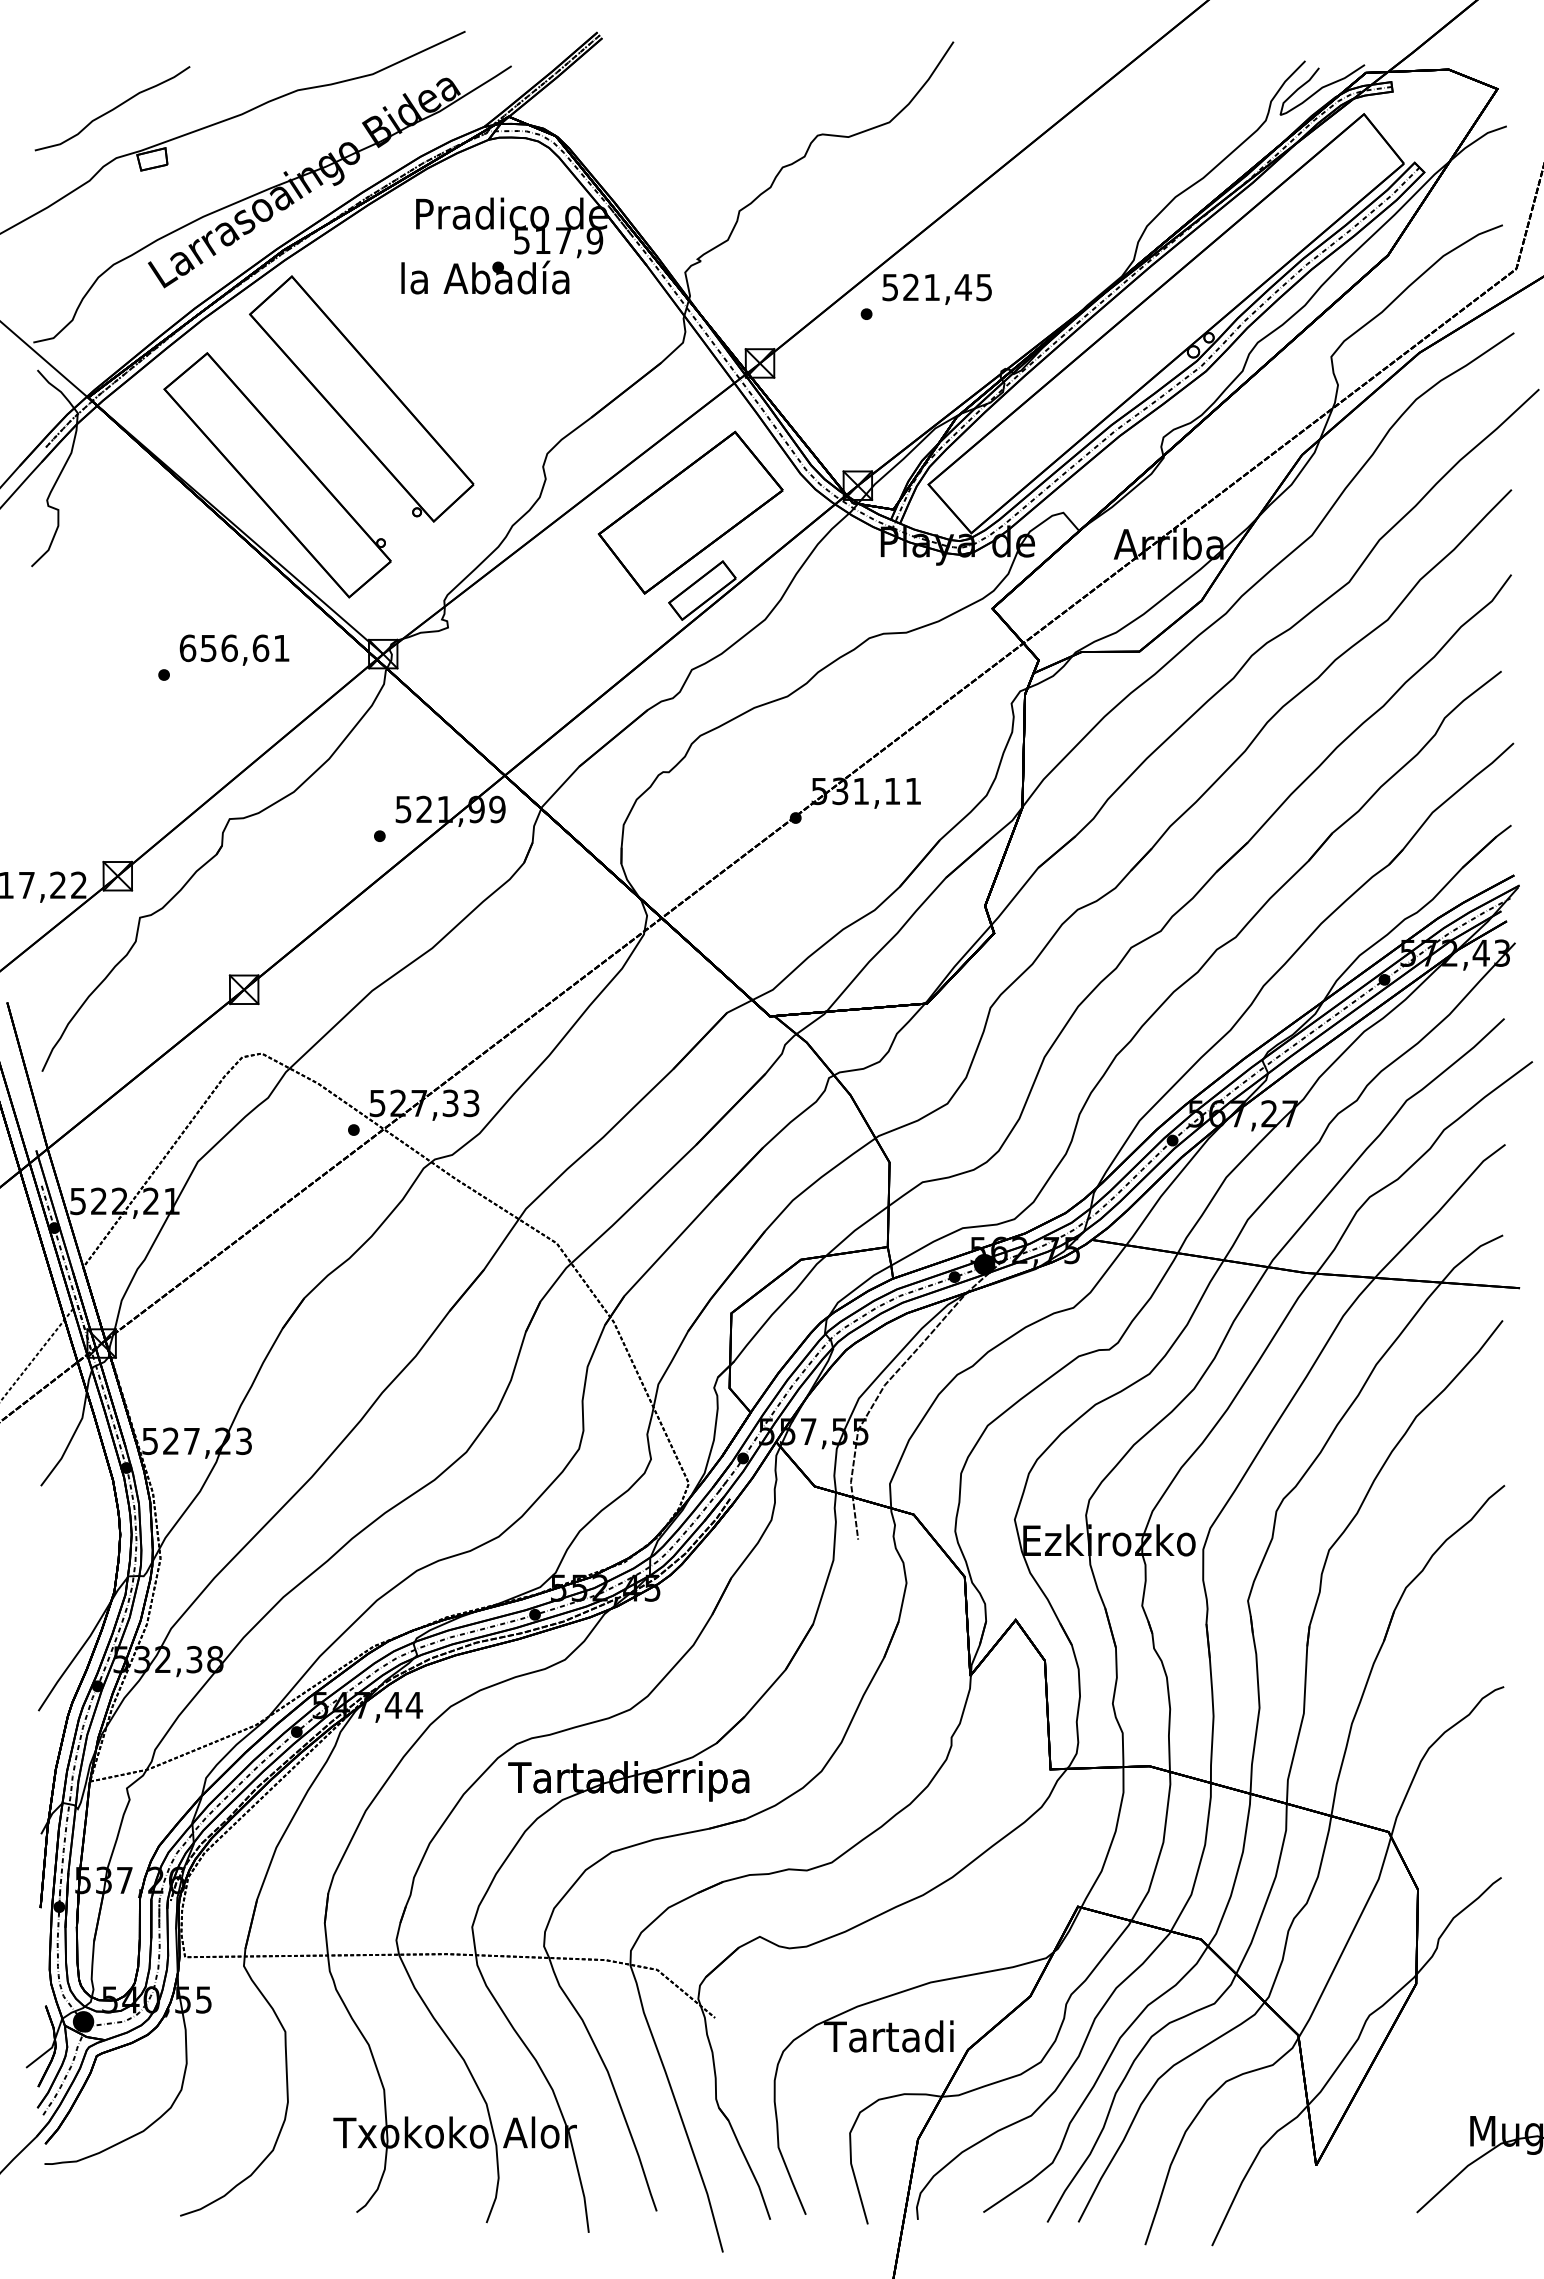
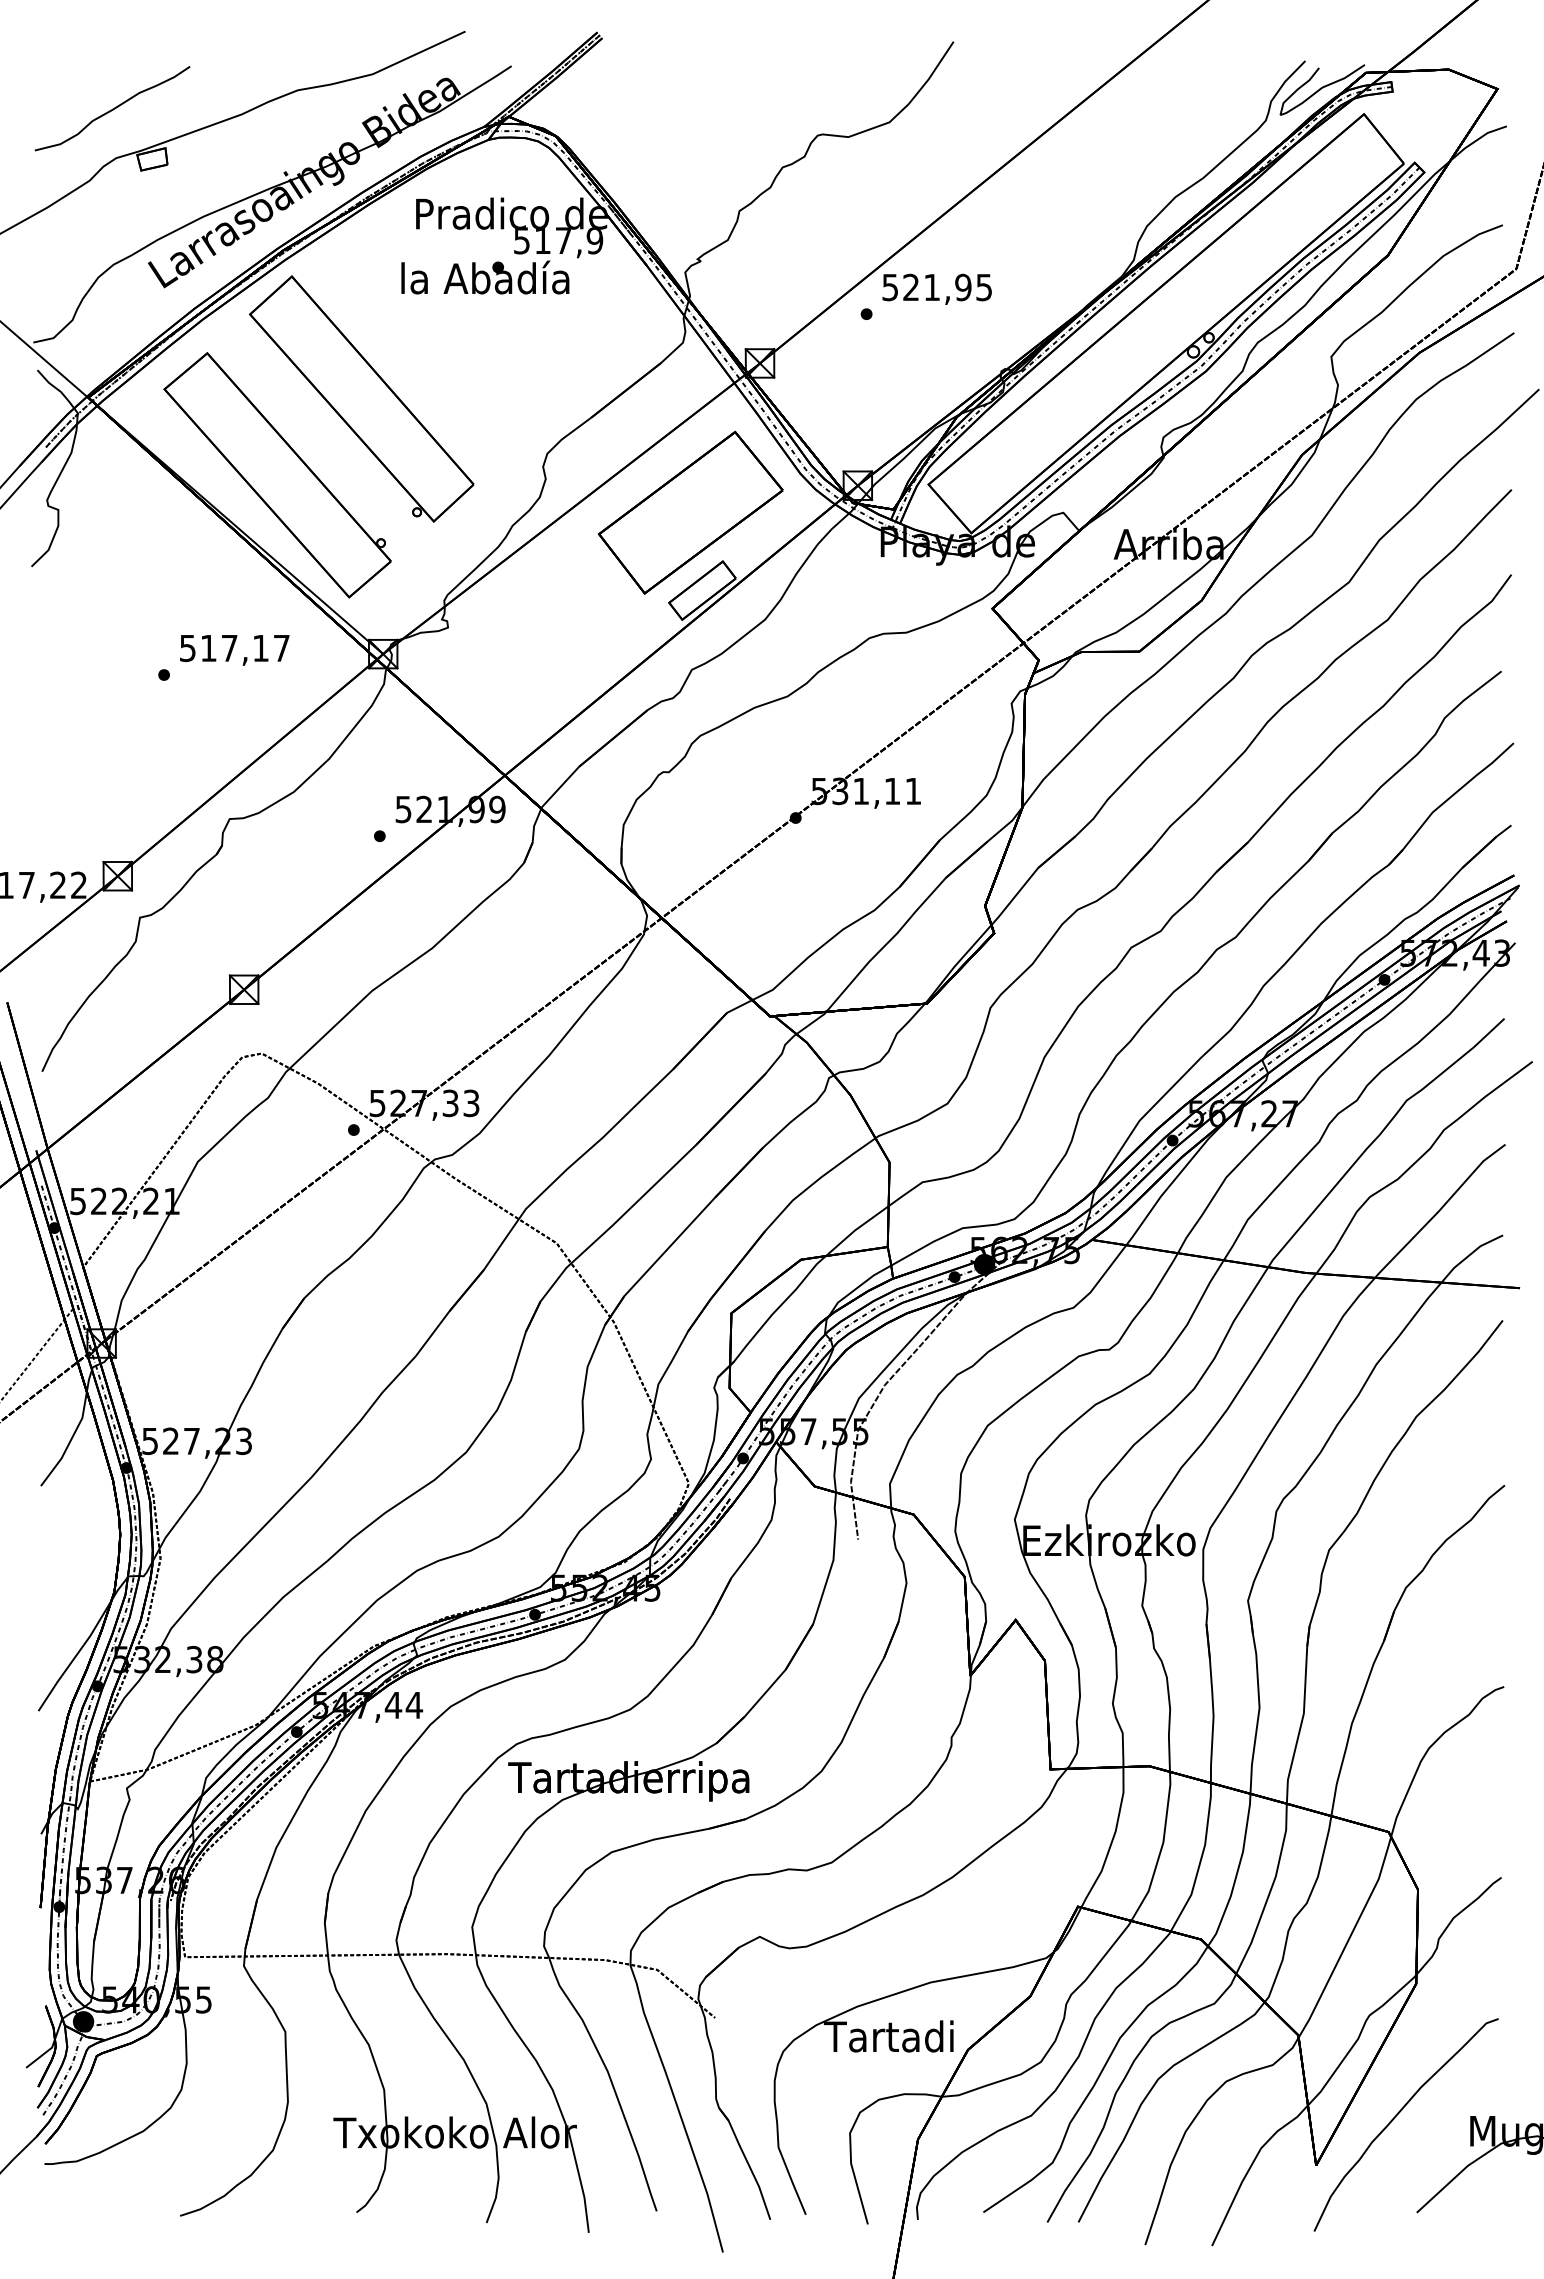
text: 521,45 -> 521,95 (962, 287)
text: 656,61 -> 517,17 (234, 648)
curve: none -> present (1395, 2118)
